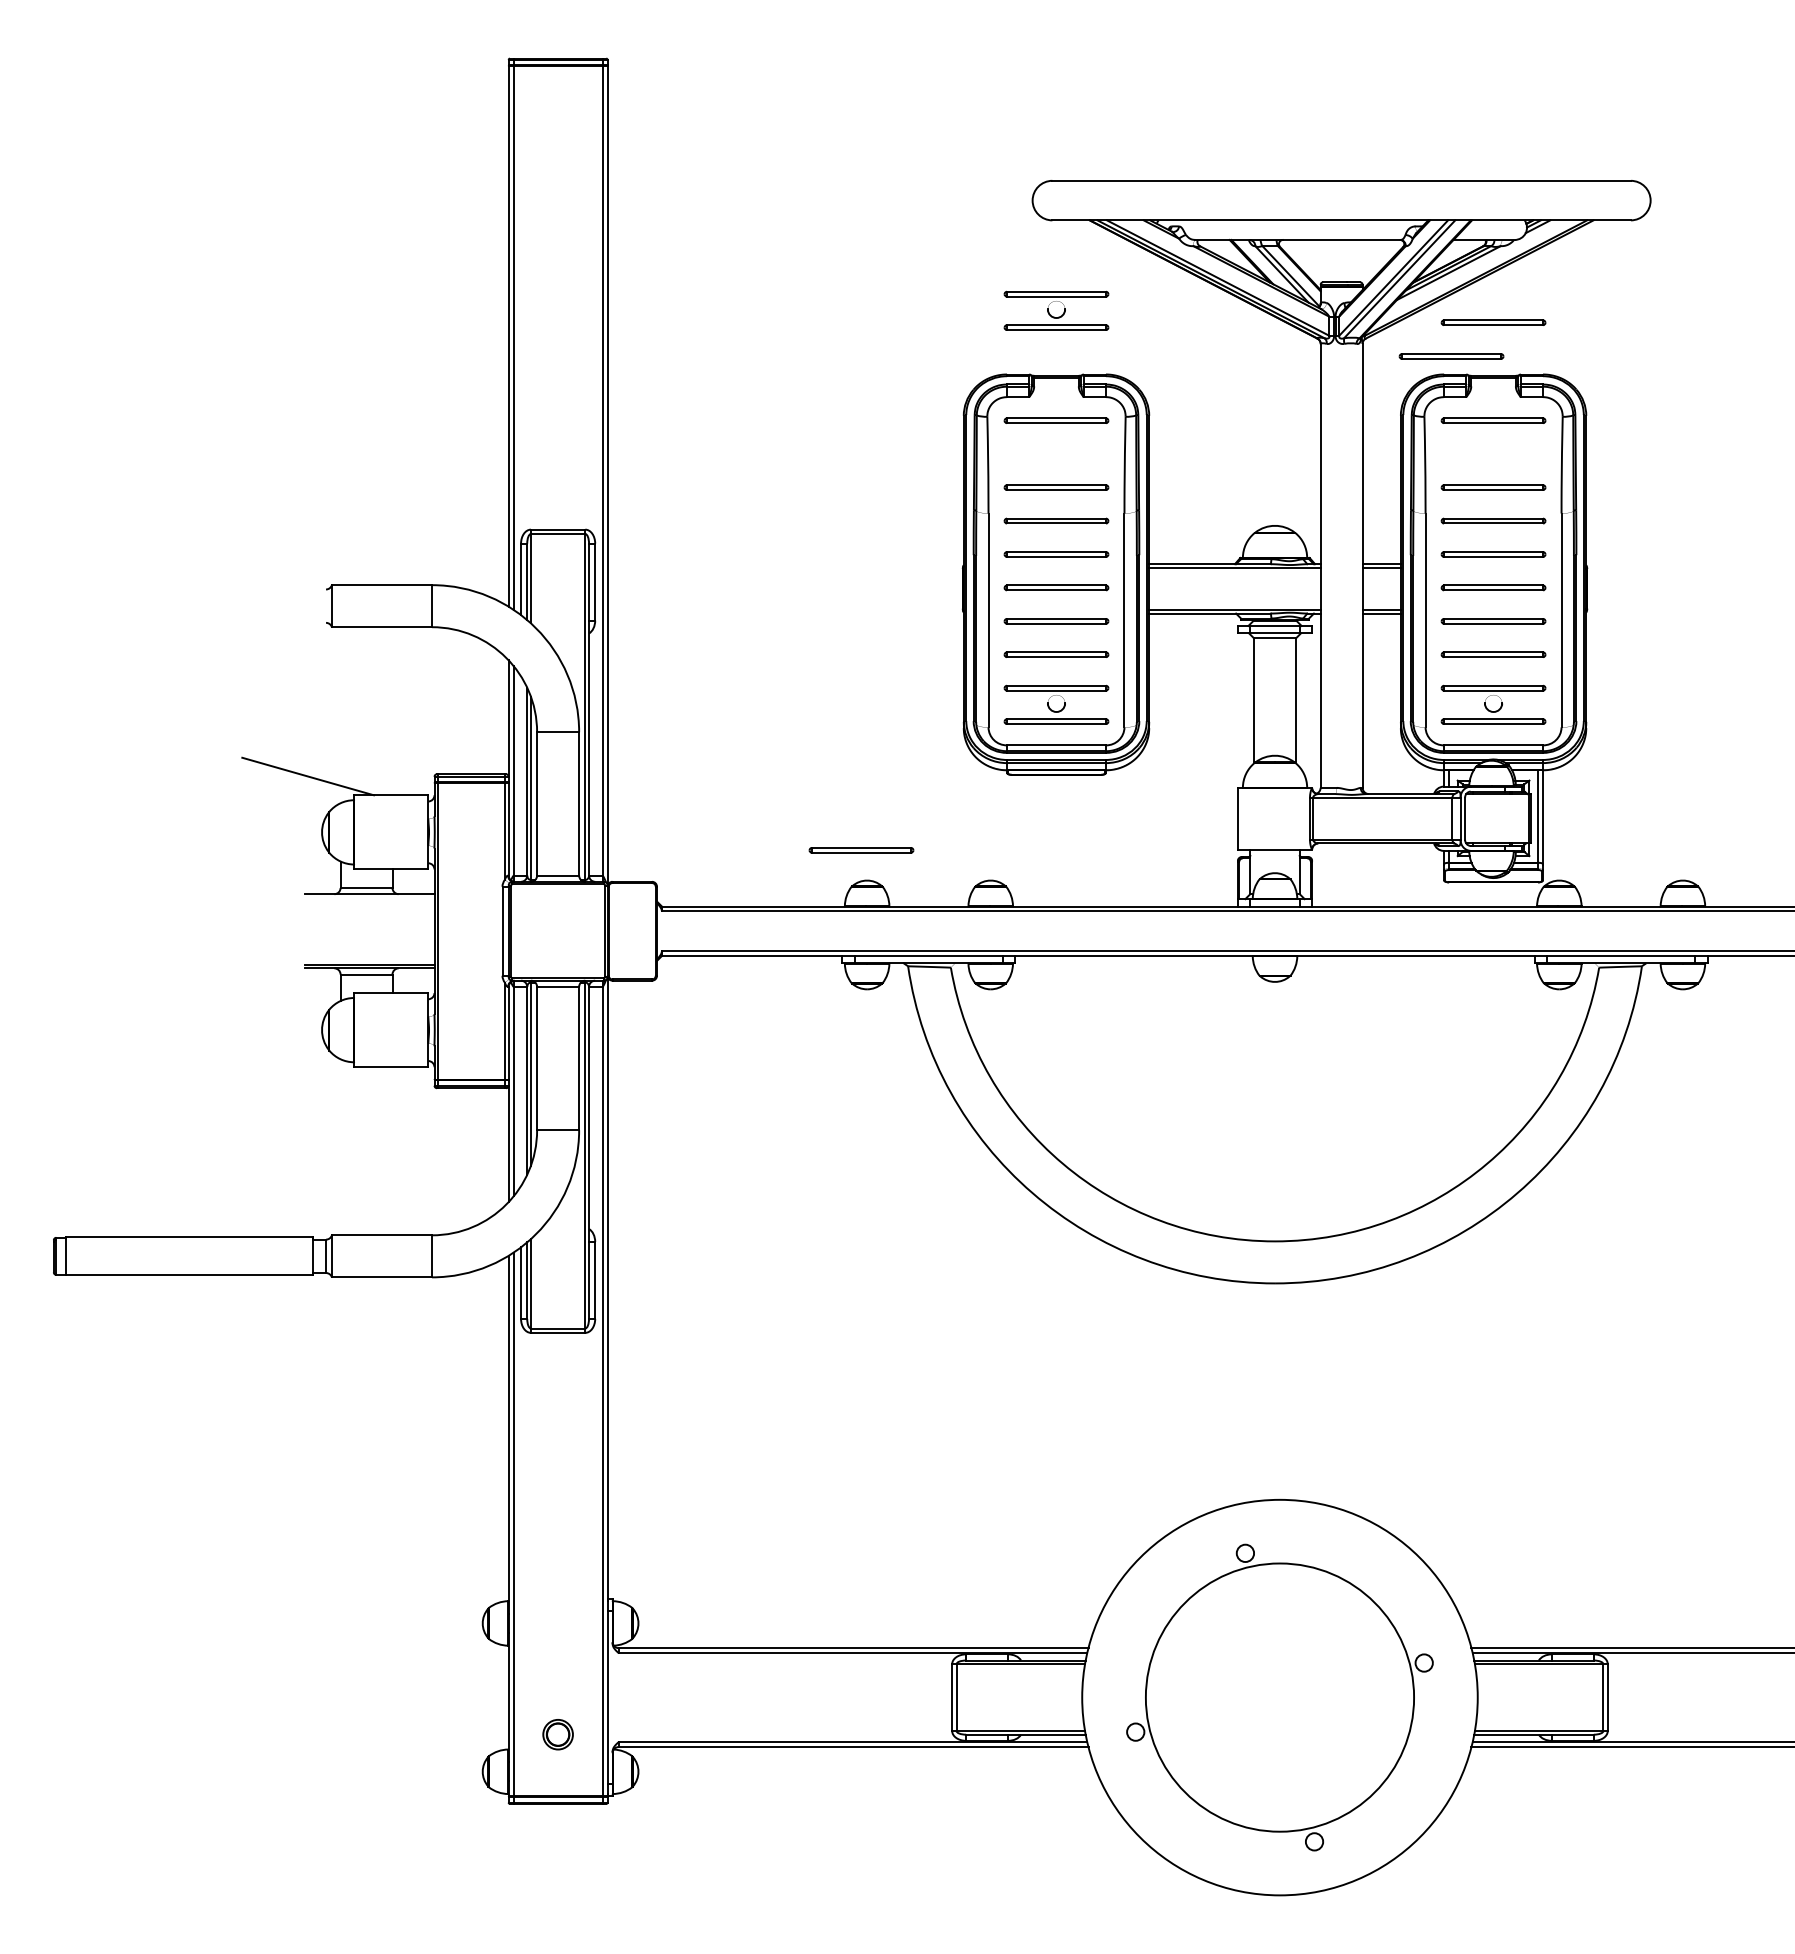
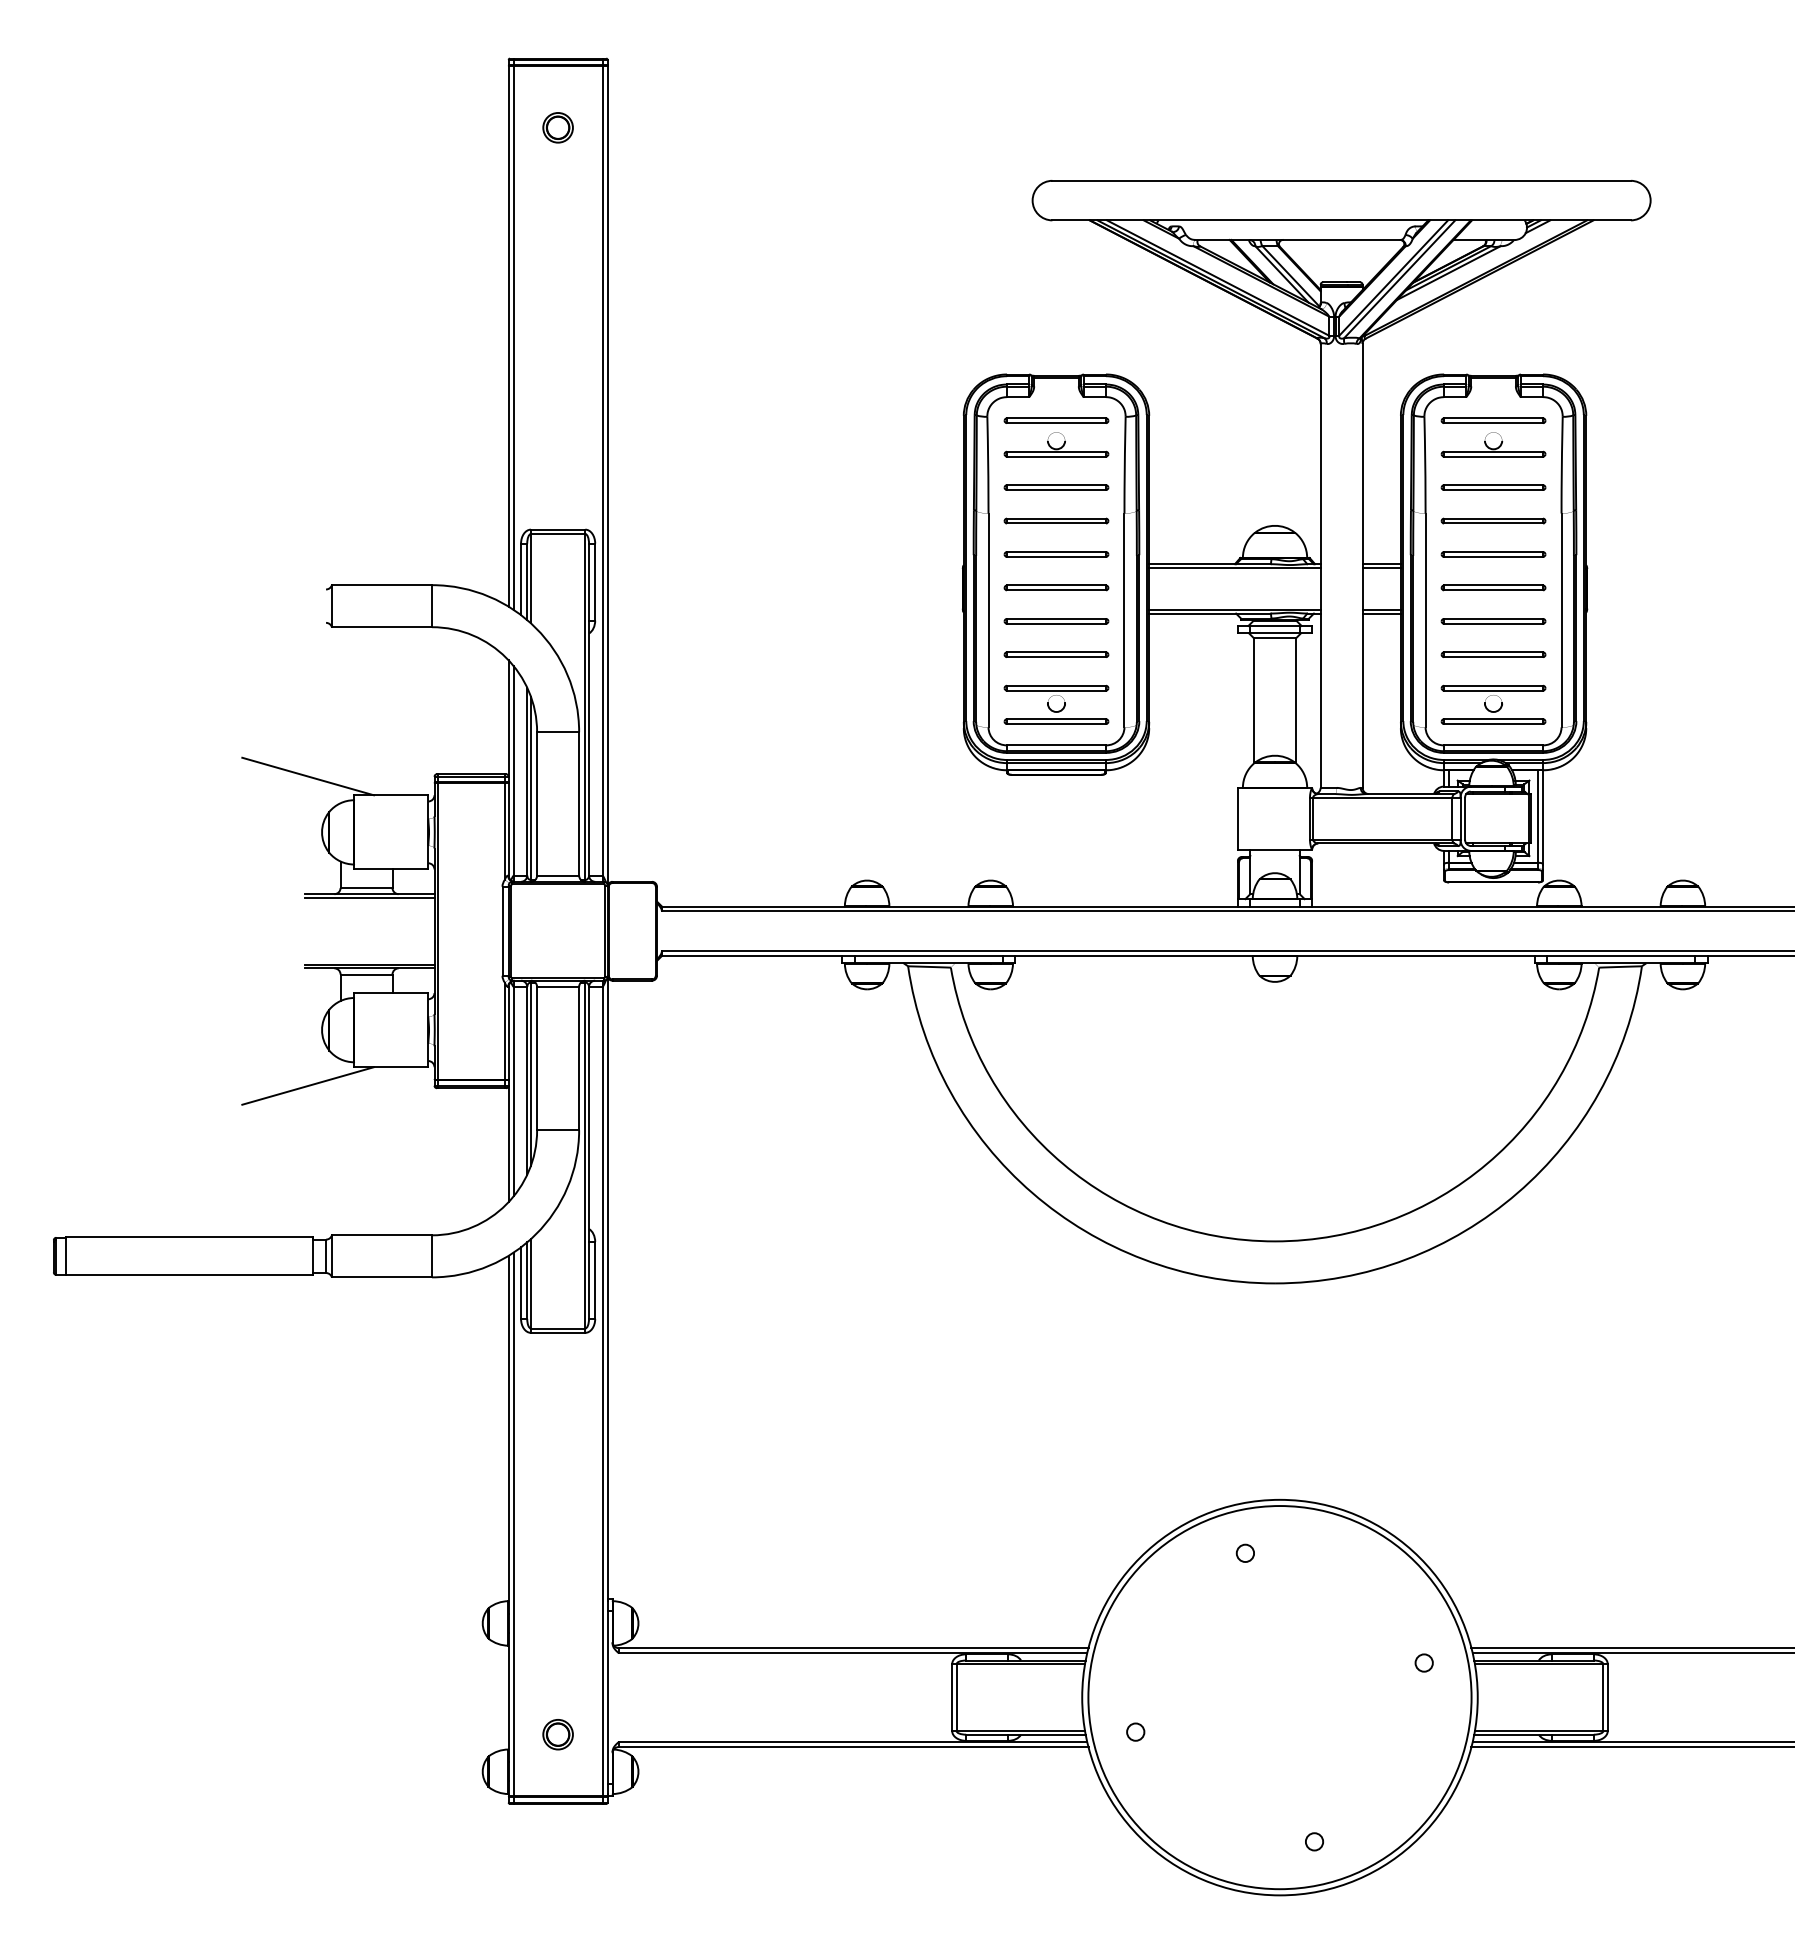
part: none -> present (557, 127)
part: present -> none (1056, 310)
part: present -> none (1493, 322)
part: present -> none (1451, 356)
part: none -> present (1056, 444)
part: none -> present (1493, 444)
part: present -> none (861, 850)
line: none -> present (369, 897)
line: none -> present (307, 1085)
circle diameter: 268 px -> 383 px (1279, 1697)
